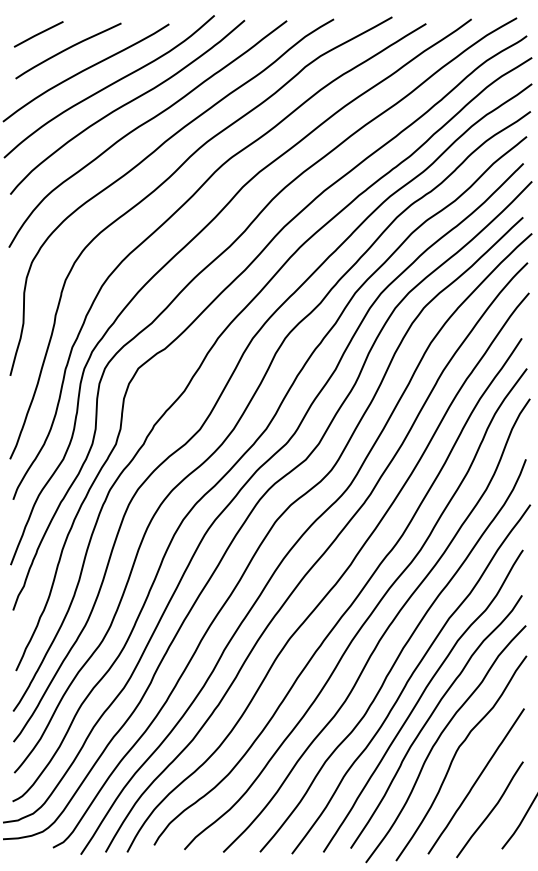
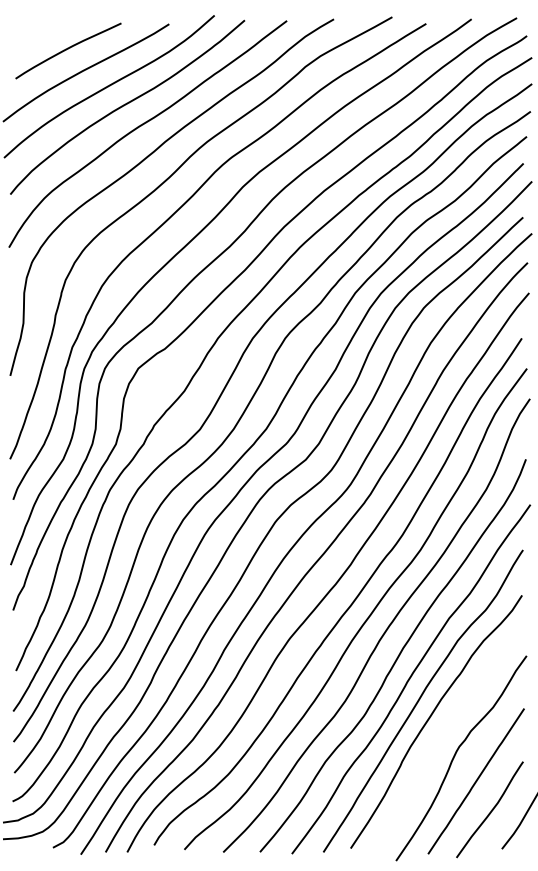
line: present -> none (38, 34)
curve: present -> none (438, 740)
